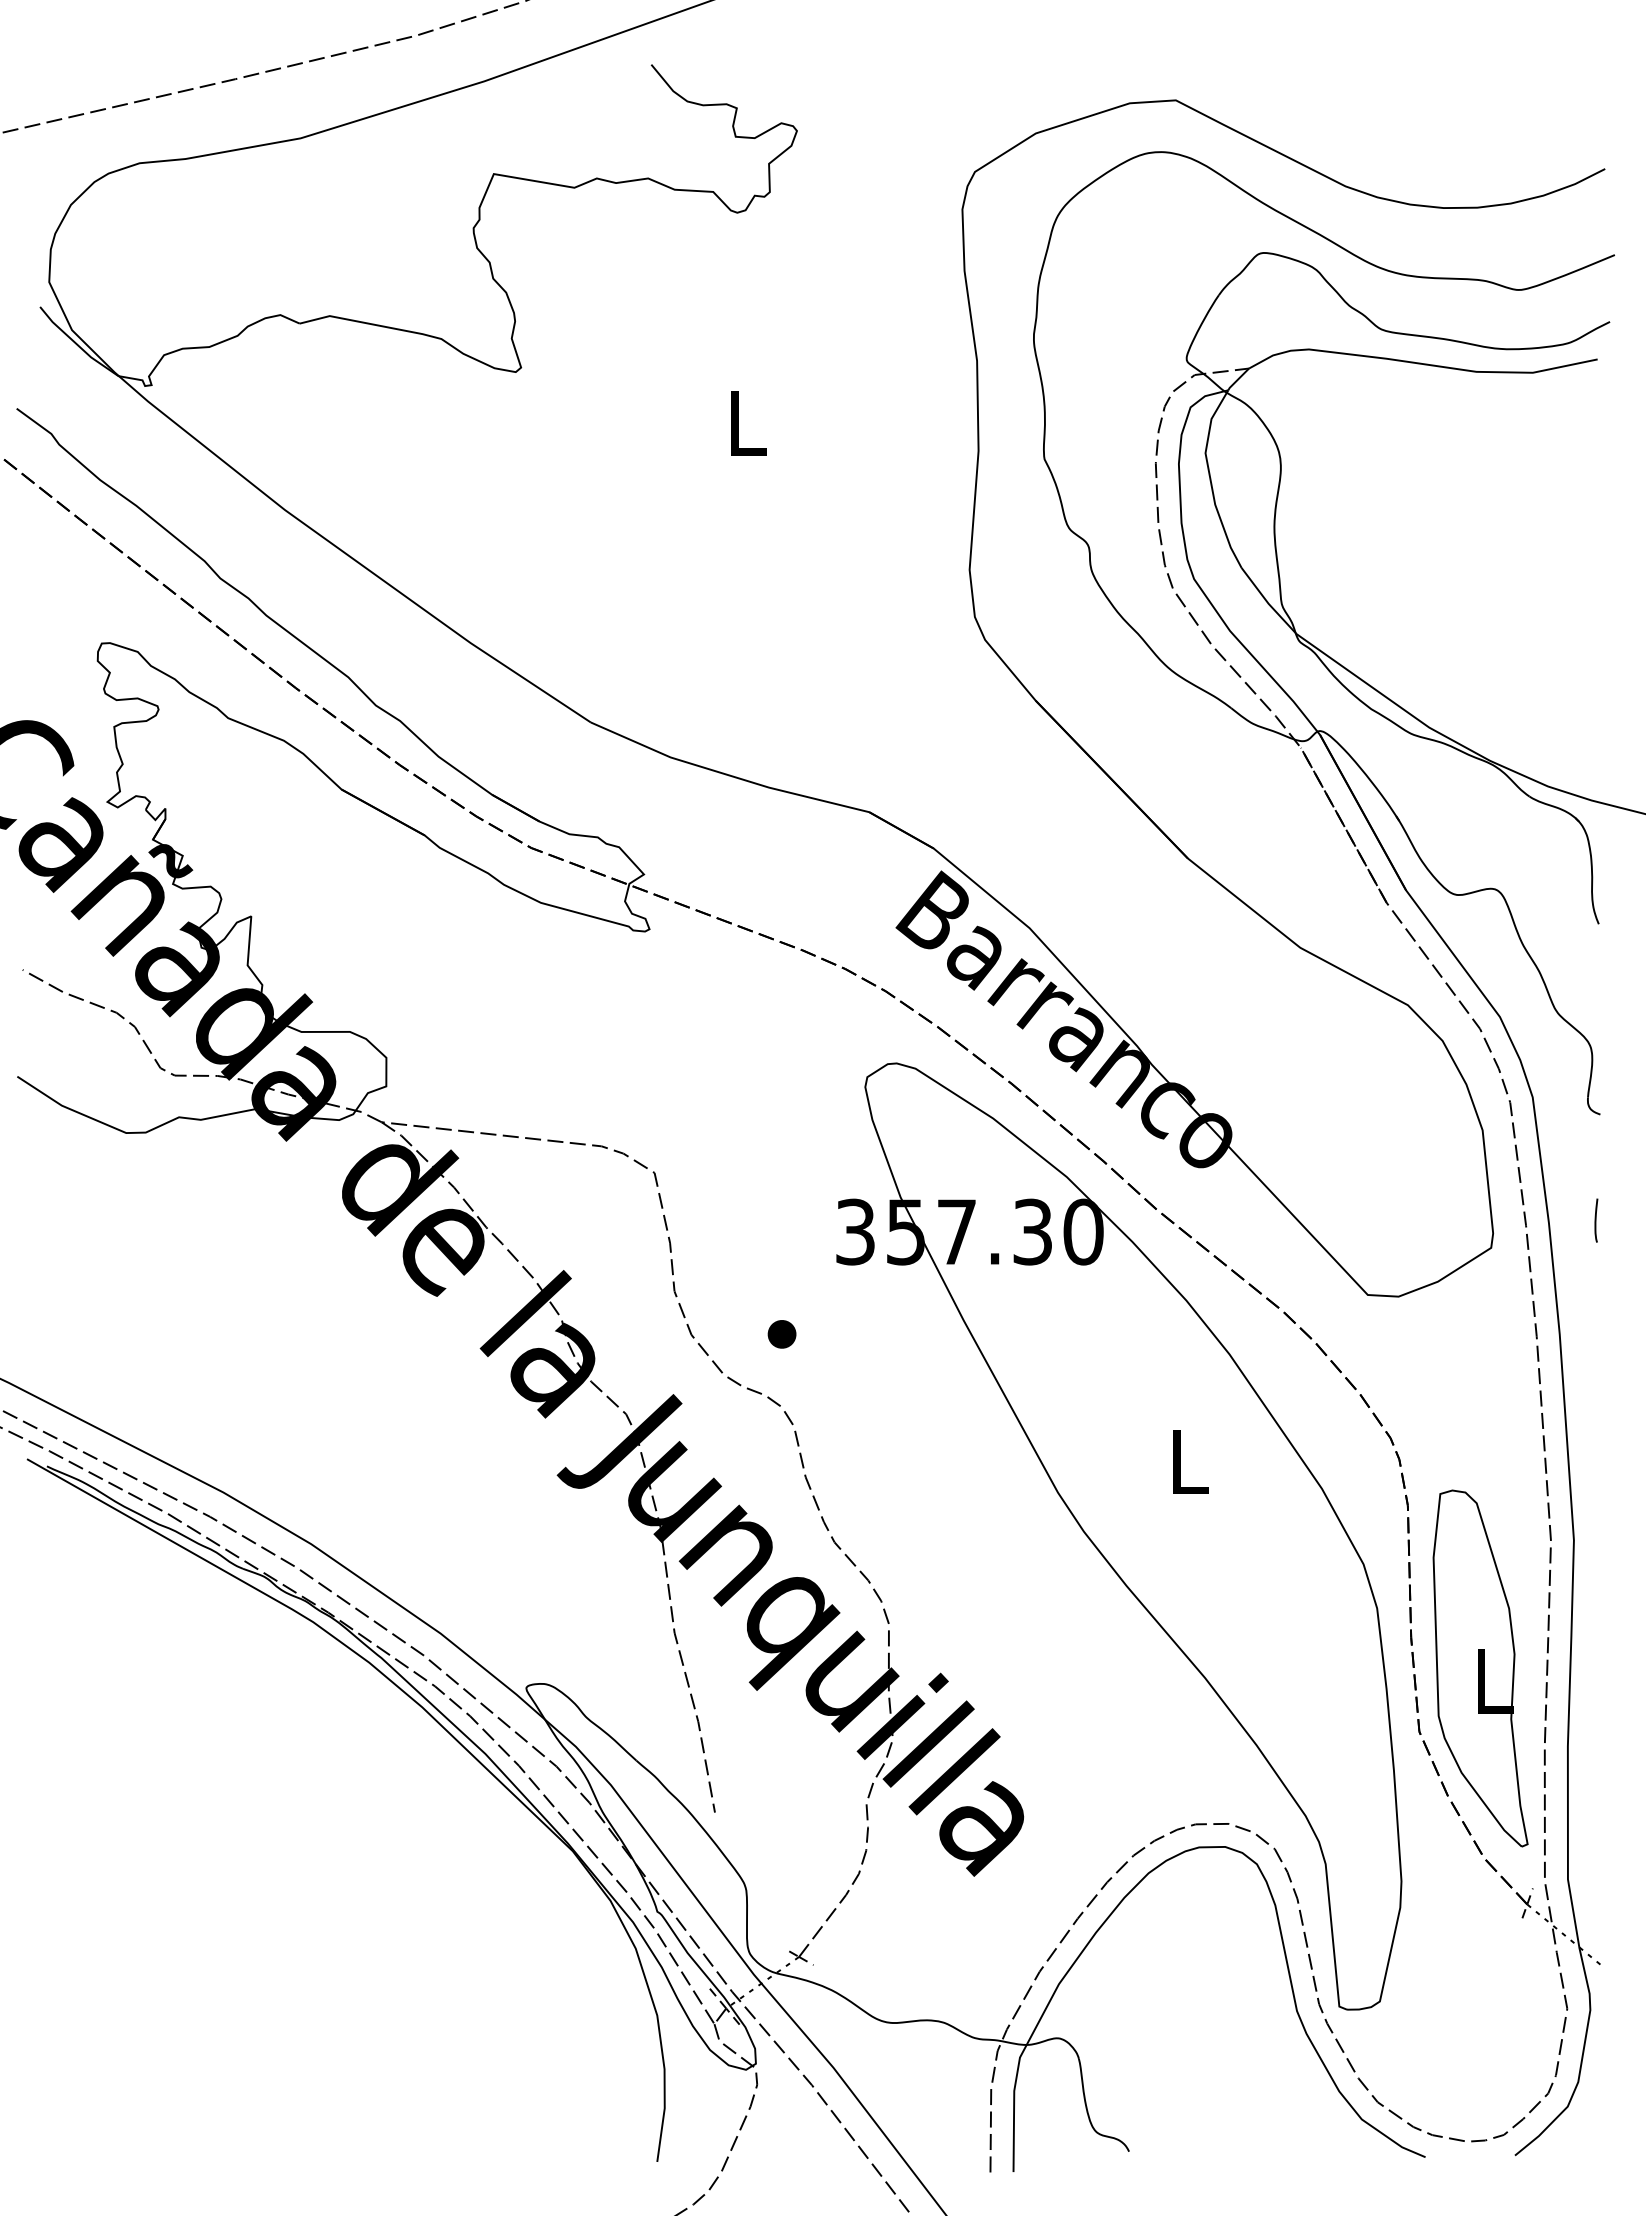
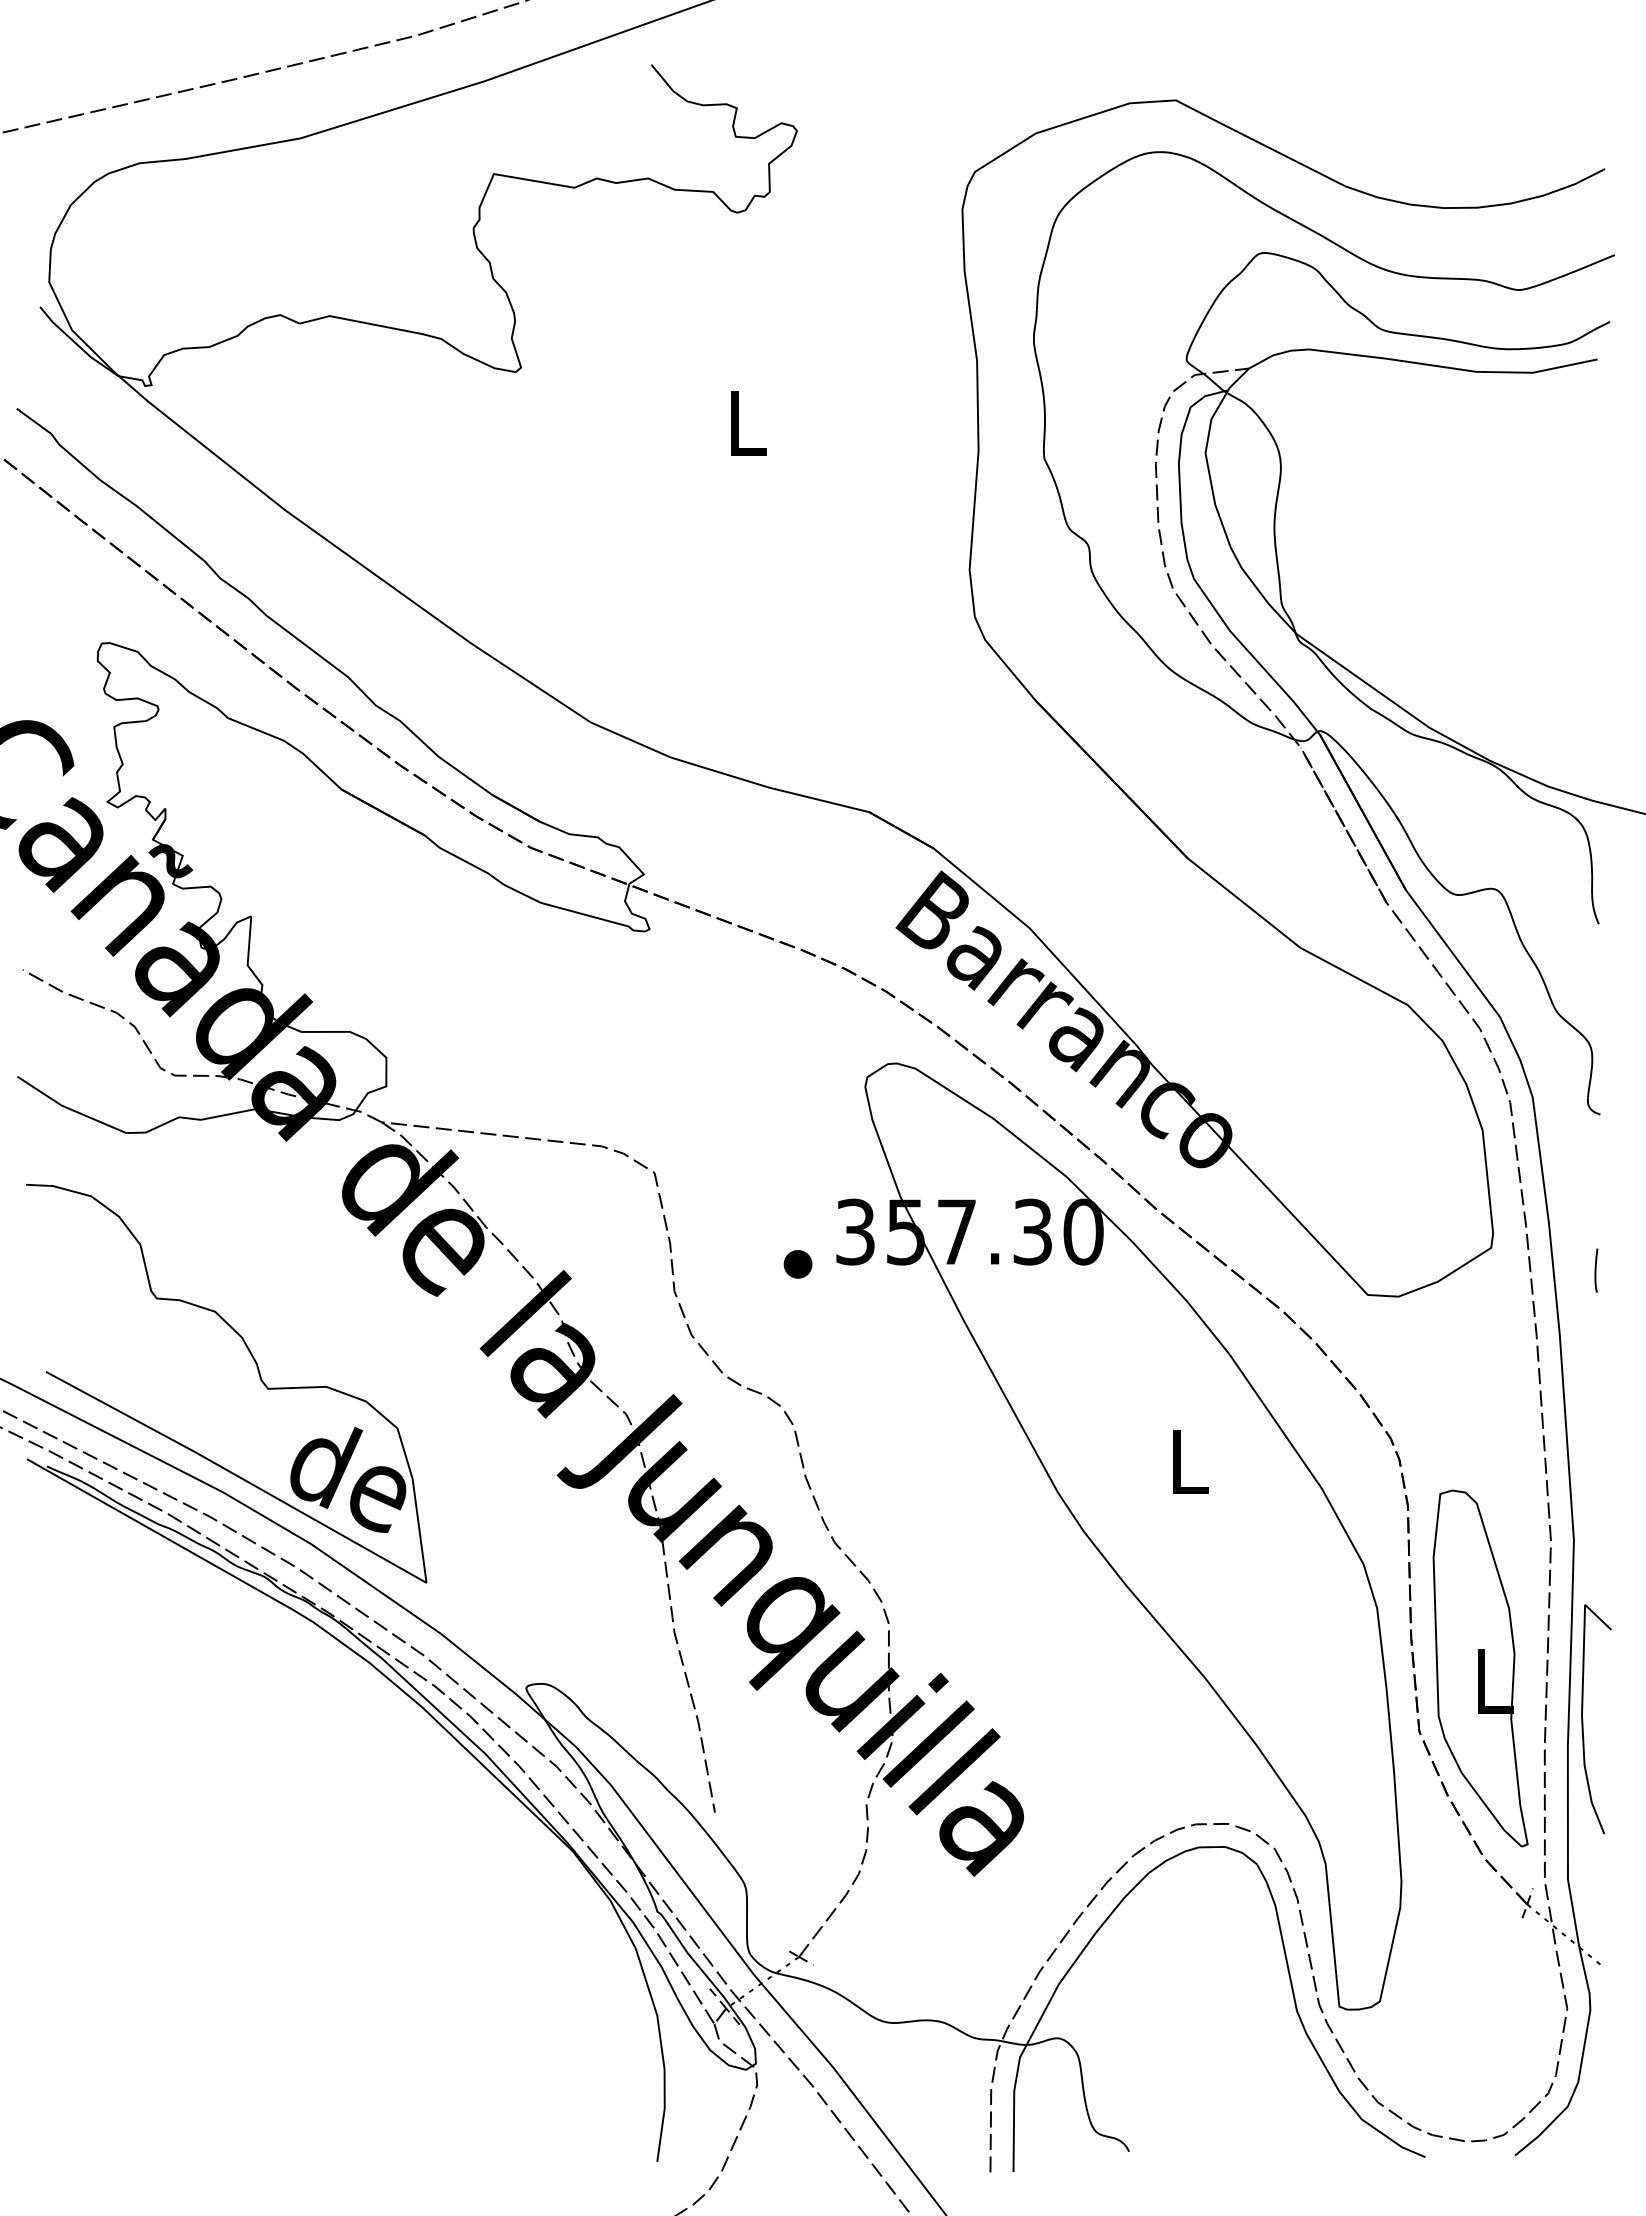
curve position: (1596, 1220) -> (1596, 1270) (1596, 1270)
part position: (781, 1334) -> (797, 1264) (797, 1264)
part: none -> present (258, 1374)
curve: none -> present (1583, 1719)
